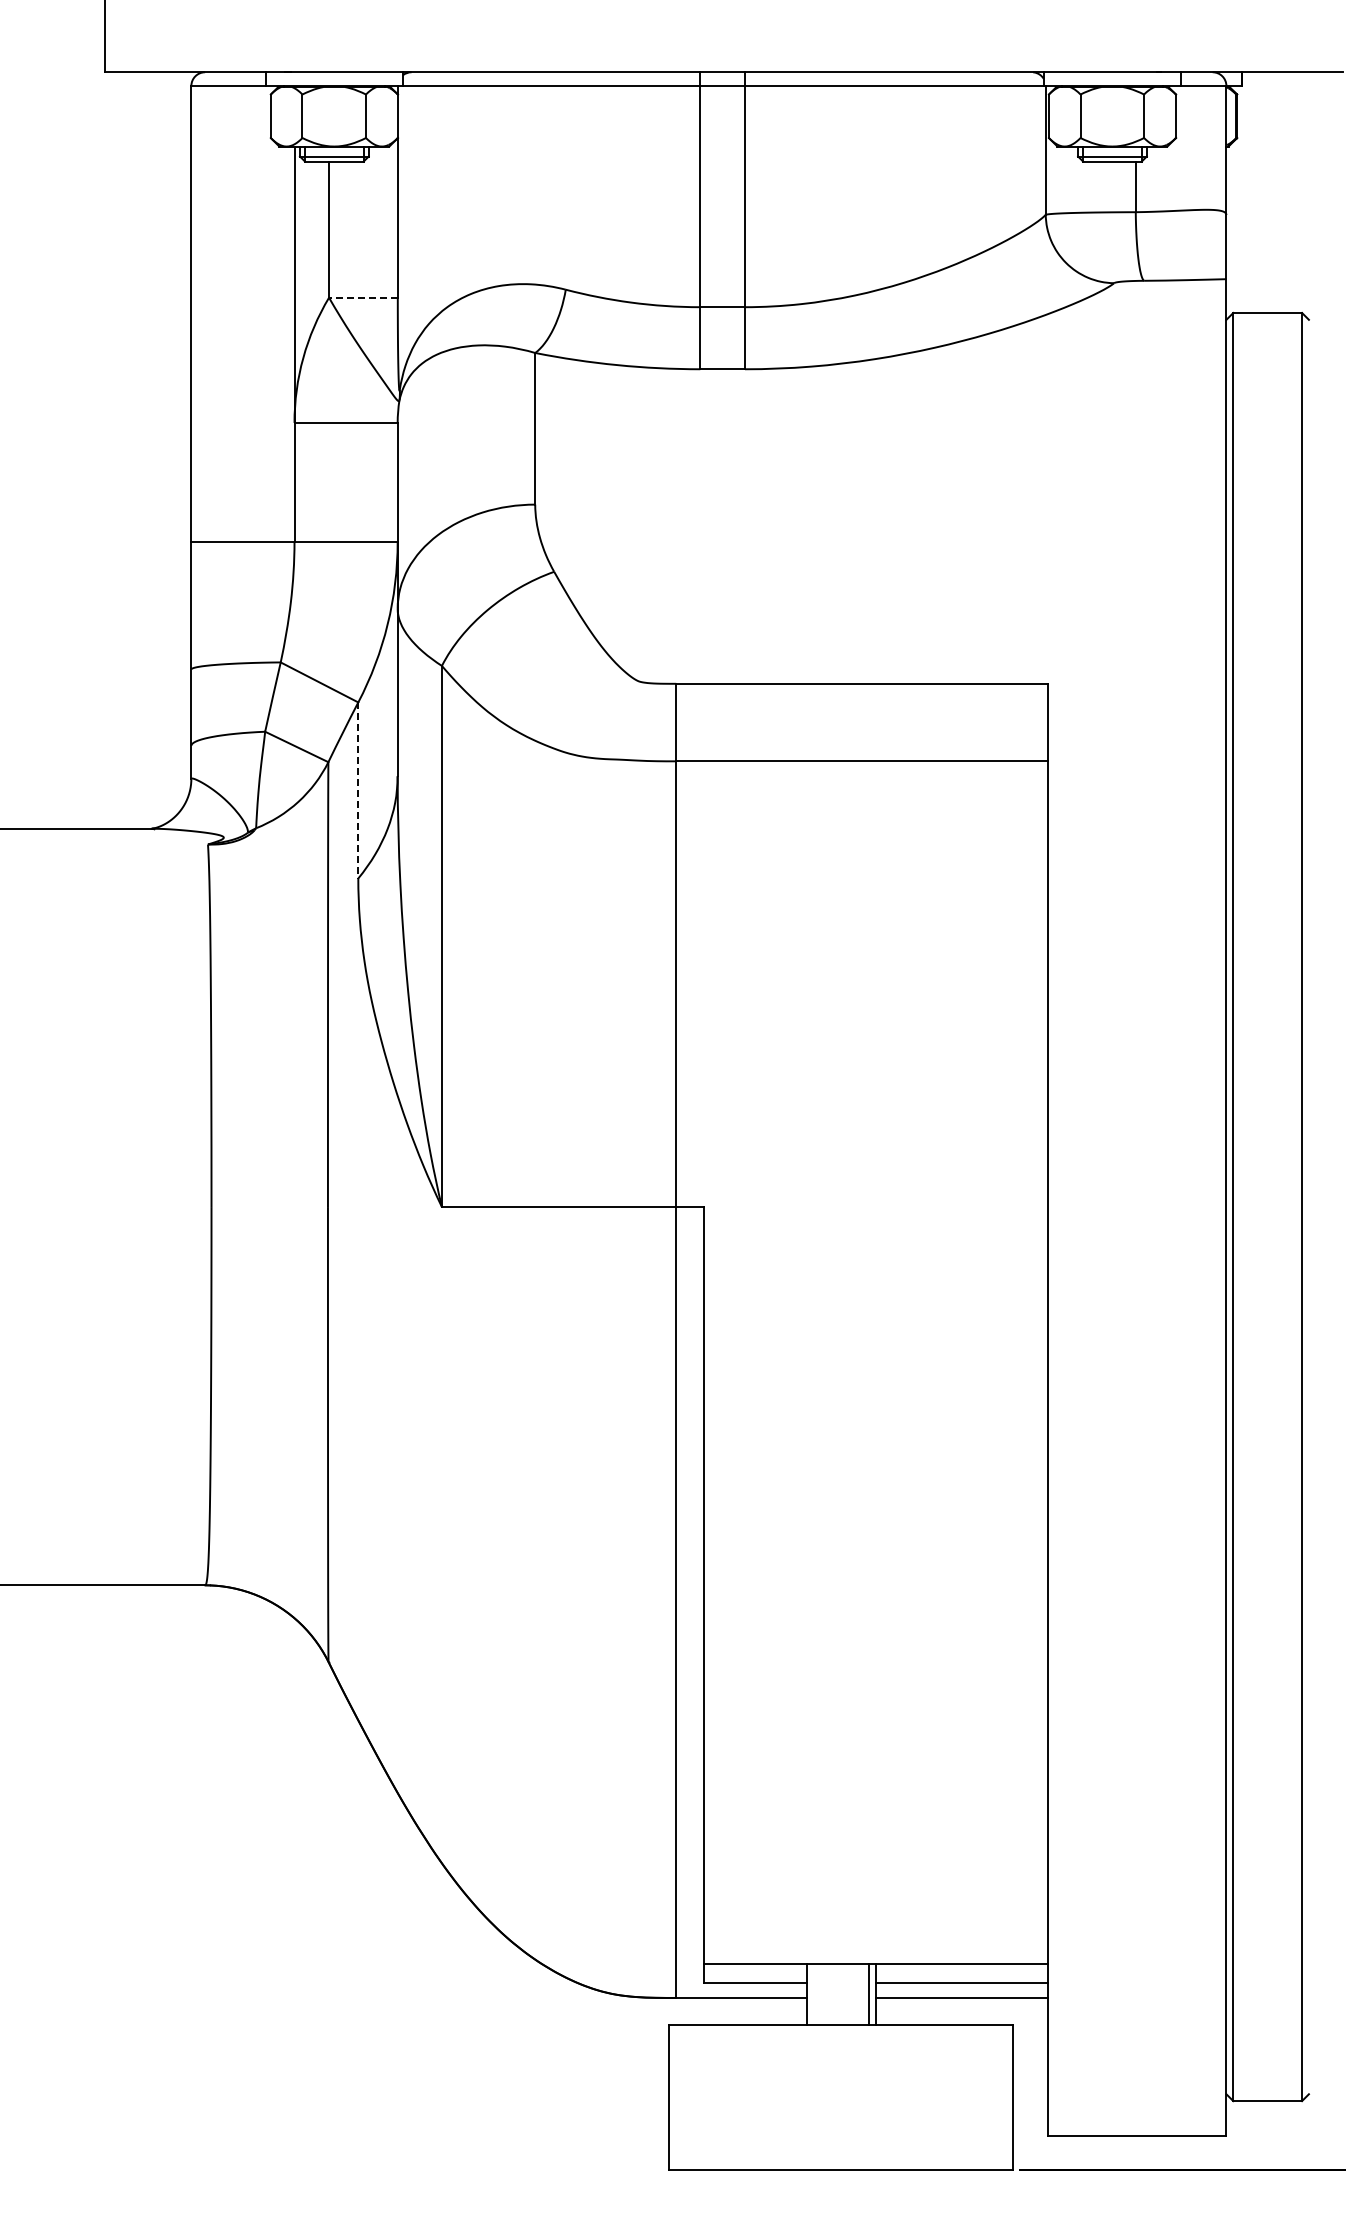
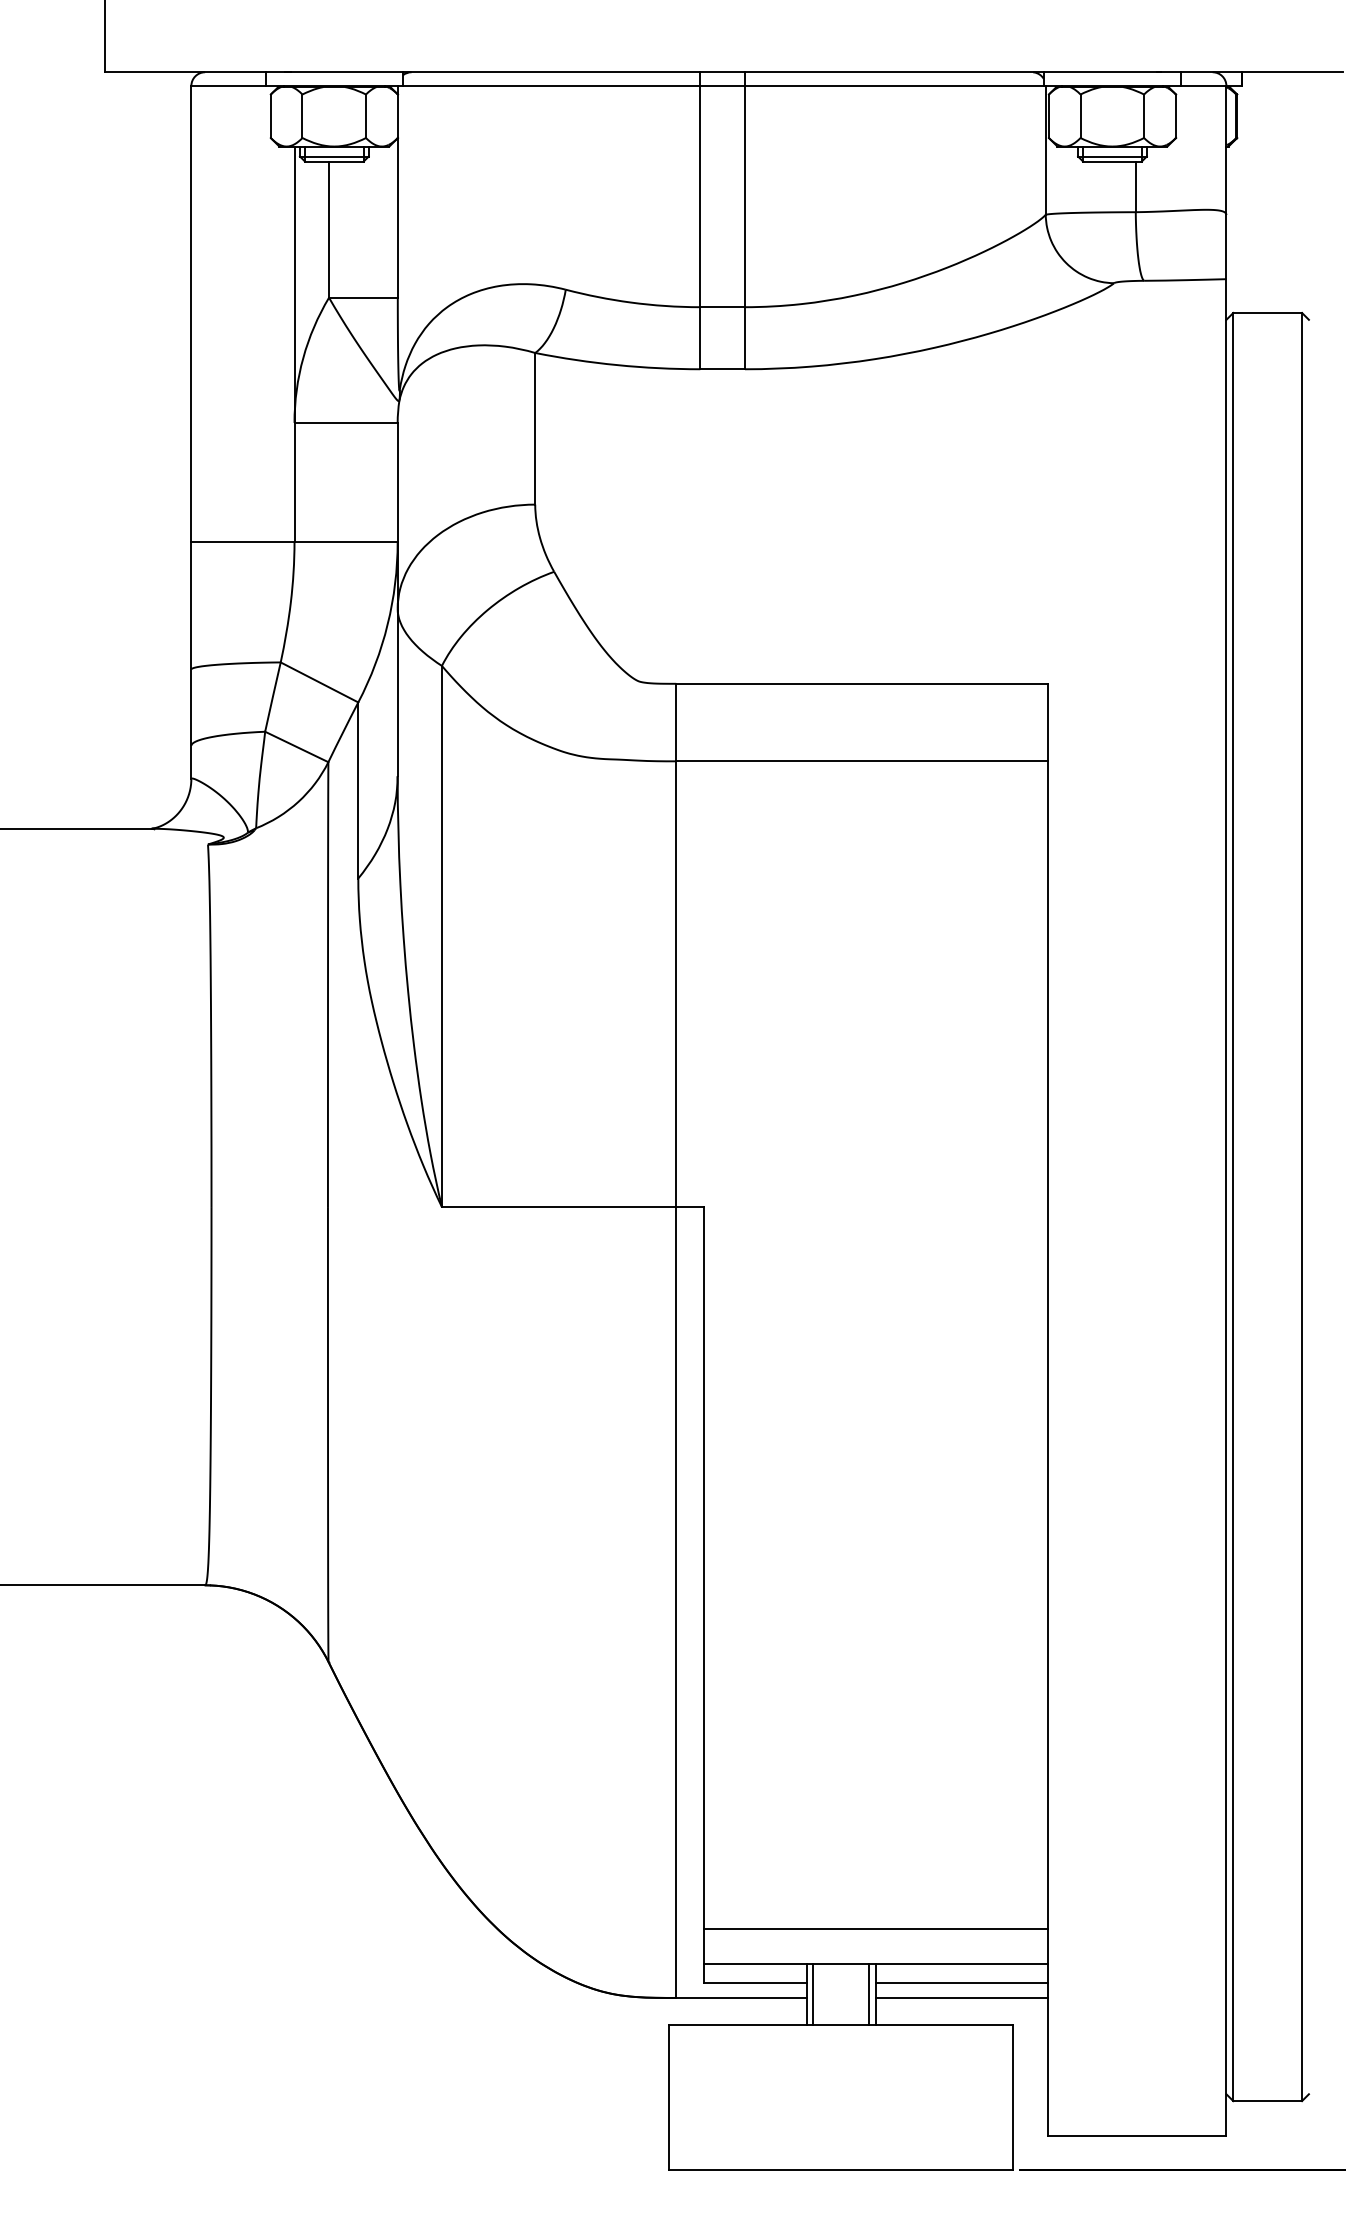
line: dashed -> solid (362, 297)
line: dashed -> solid (358, 790)
line: none -> present (875, 1929)
line: none -> present (813, 1994)
